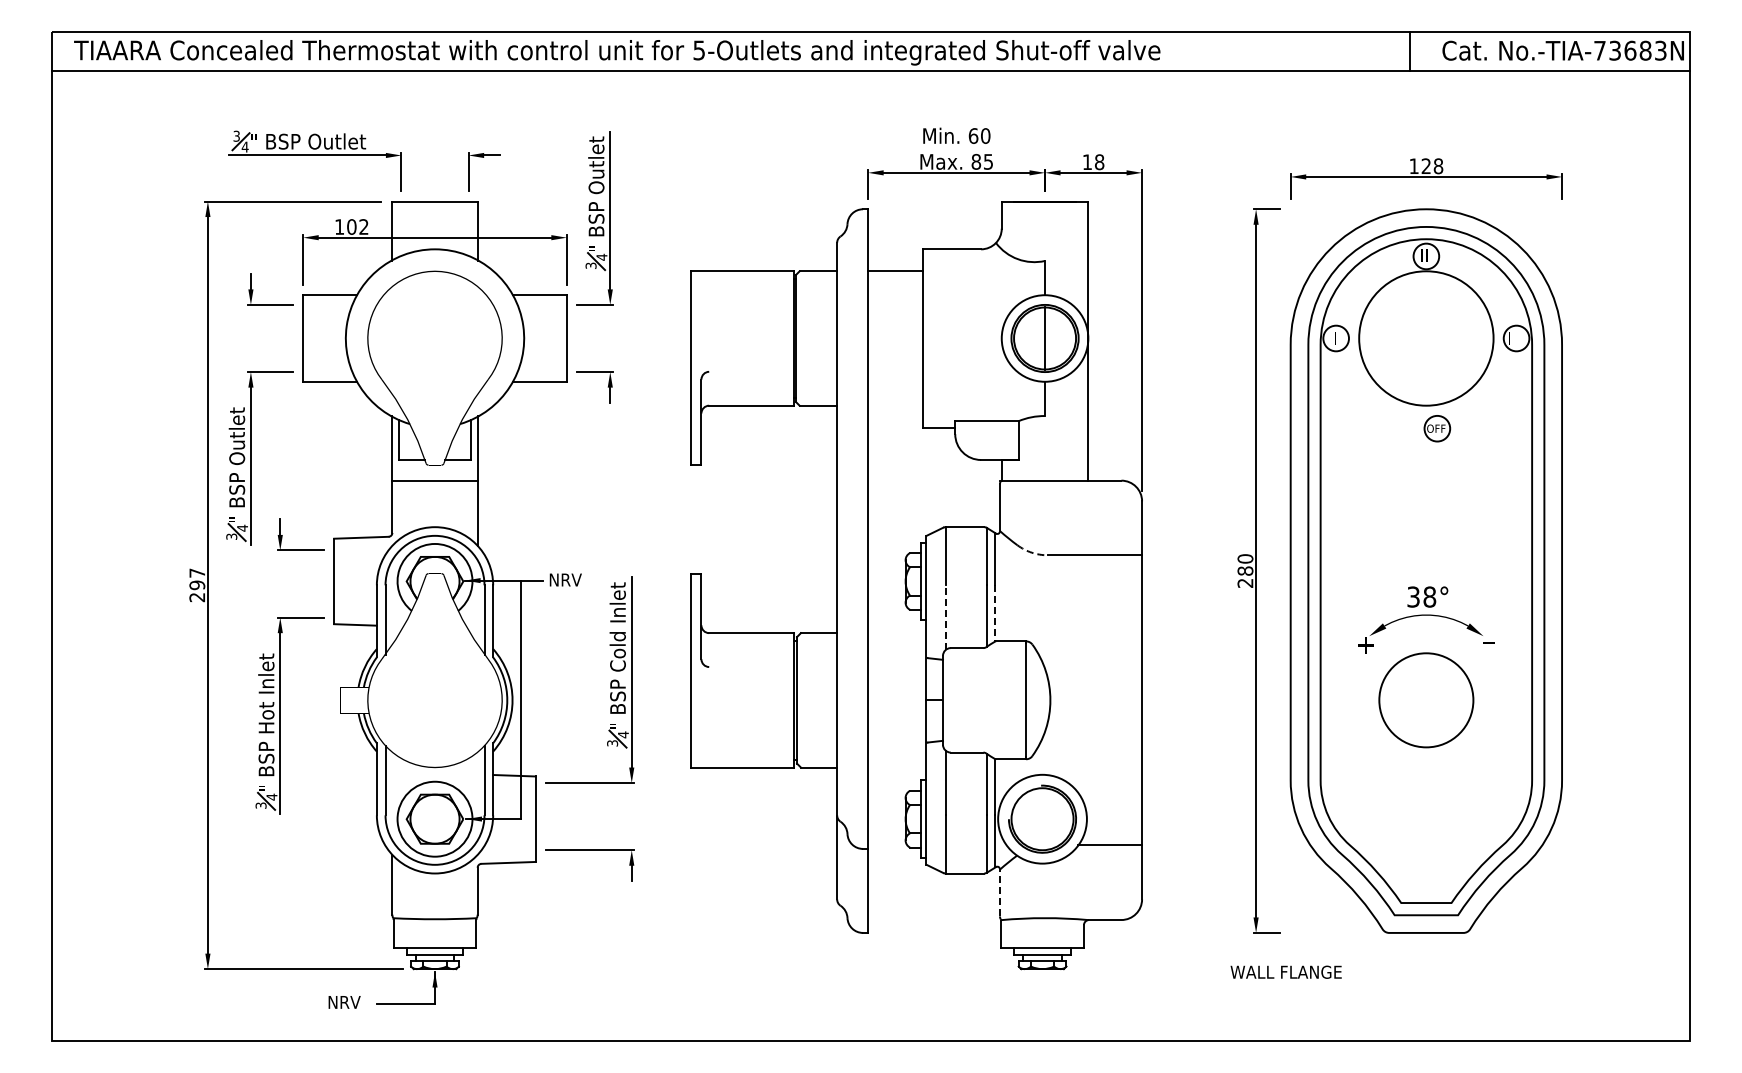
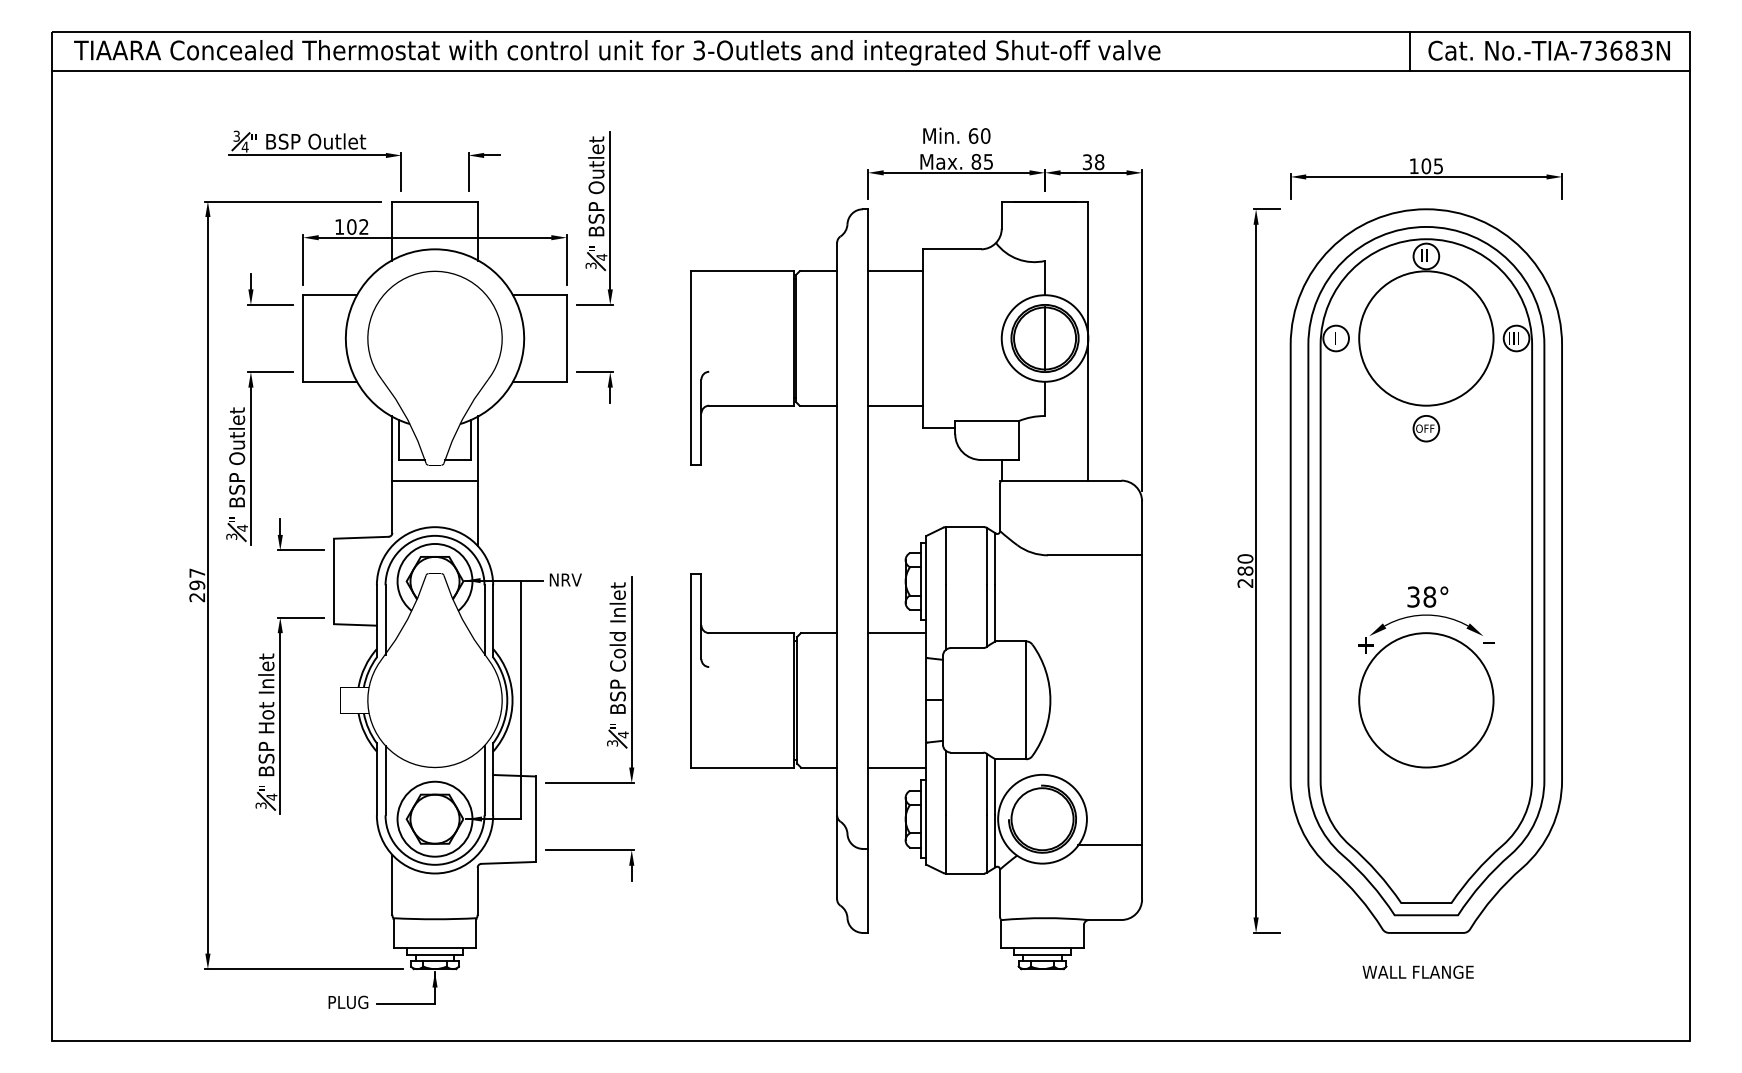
text: 5-Outlets -> 3-Outlets (699, 49)
text position: (1562, 50) -> (1548, 50) (1548, 50)
text: 18 -> 38 (1086, 162)
text: 128 -> 105 (1432, 166)
text: I -> III (1515, 338)
line: none -> present (895, 405)
part position: (1437, 428) -> (1426, 428) (1426, 428)
arc: dashed -> solid (1031, 552)
line: dashed -> solid (995, 613)
line: dashed -> solid (945, 617)
line: none -> present (897, 633)
circle diameter: 94 px -> 134 px (1426, 700)
line: none -> present (897, 767)
line: dashed -> solid (999, 892)
text position: (1285, 971) -> (1417, 971) (1417, 971)
text: NRV -> PLUG (349, 1002)
